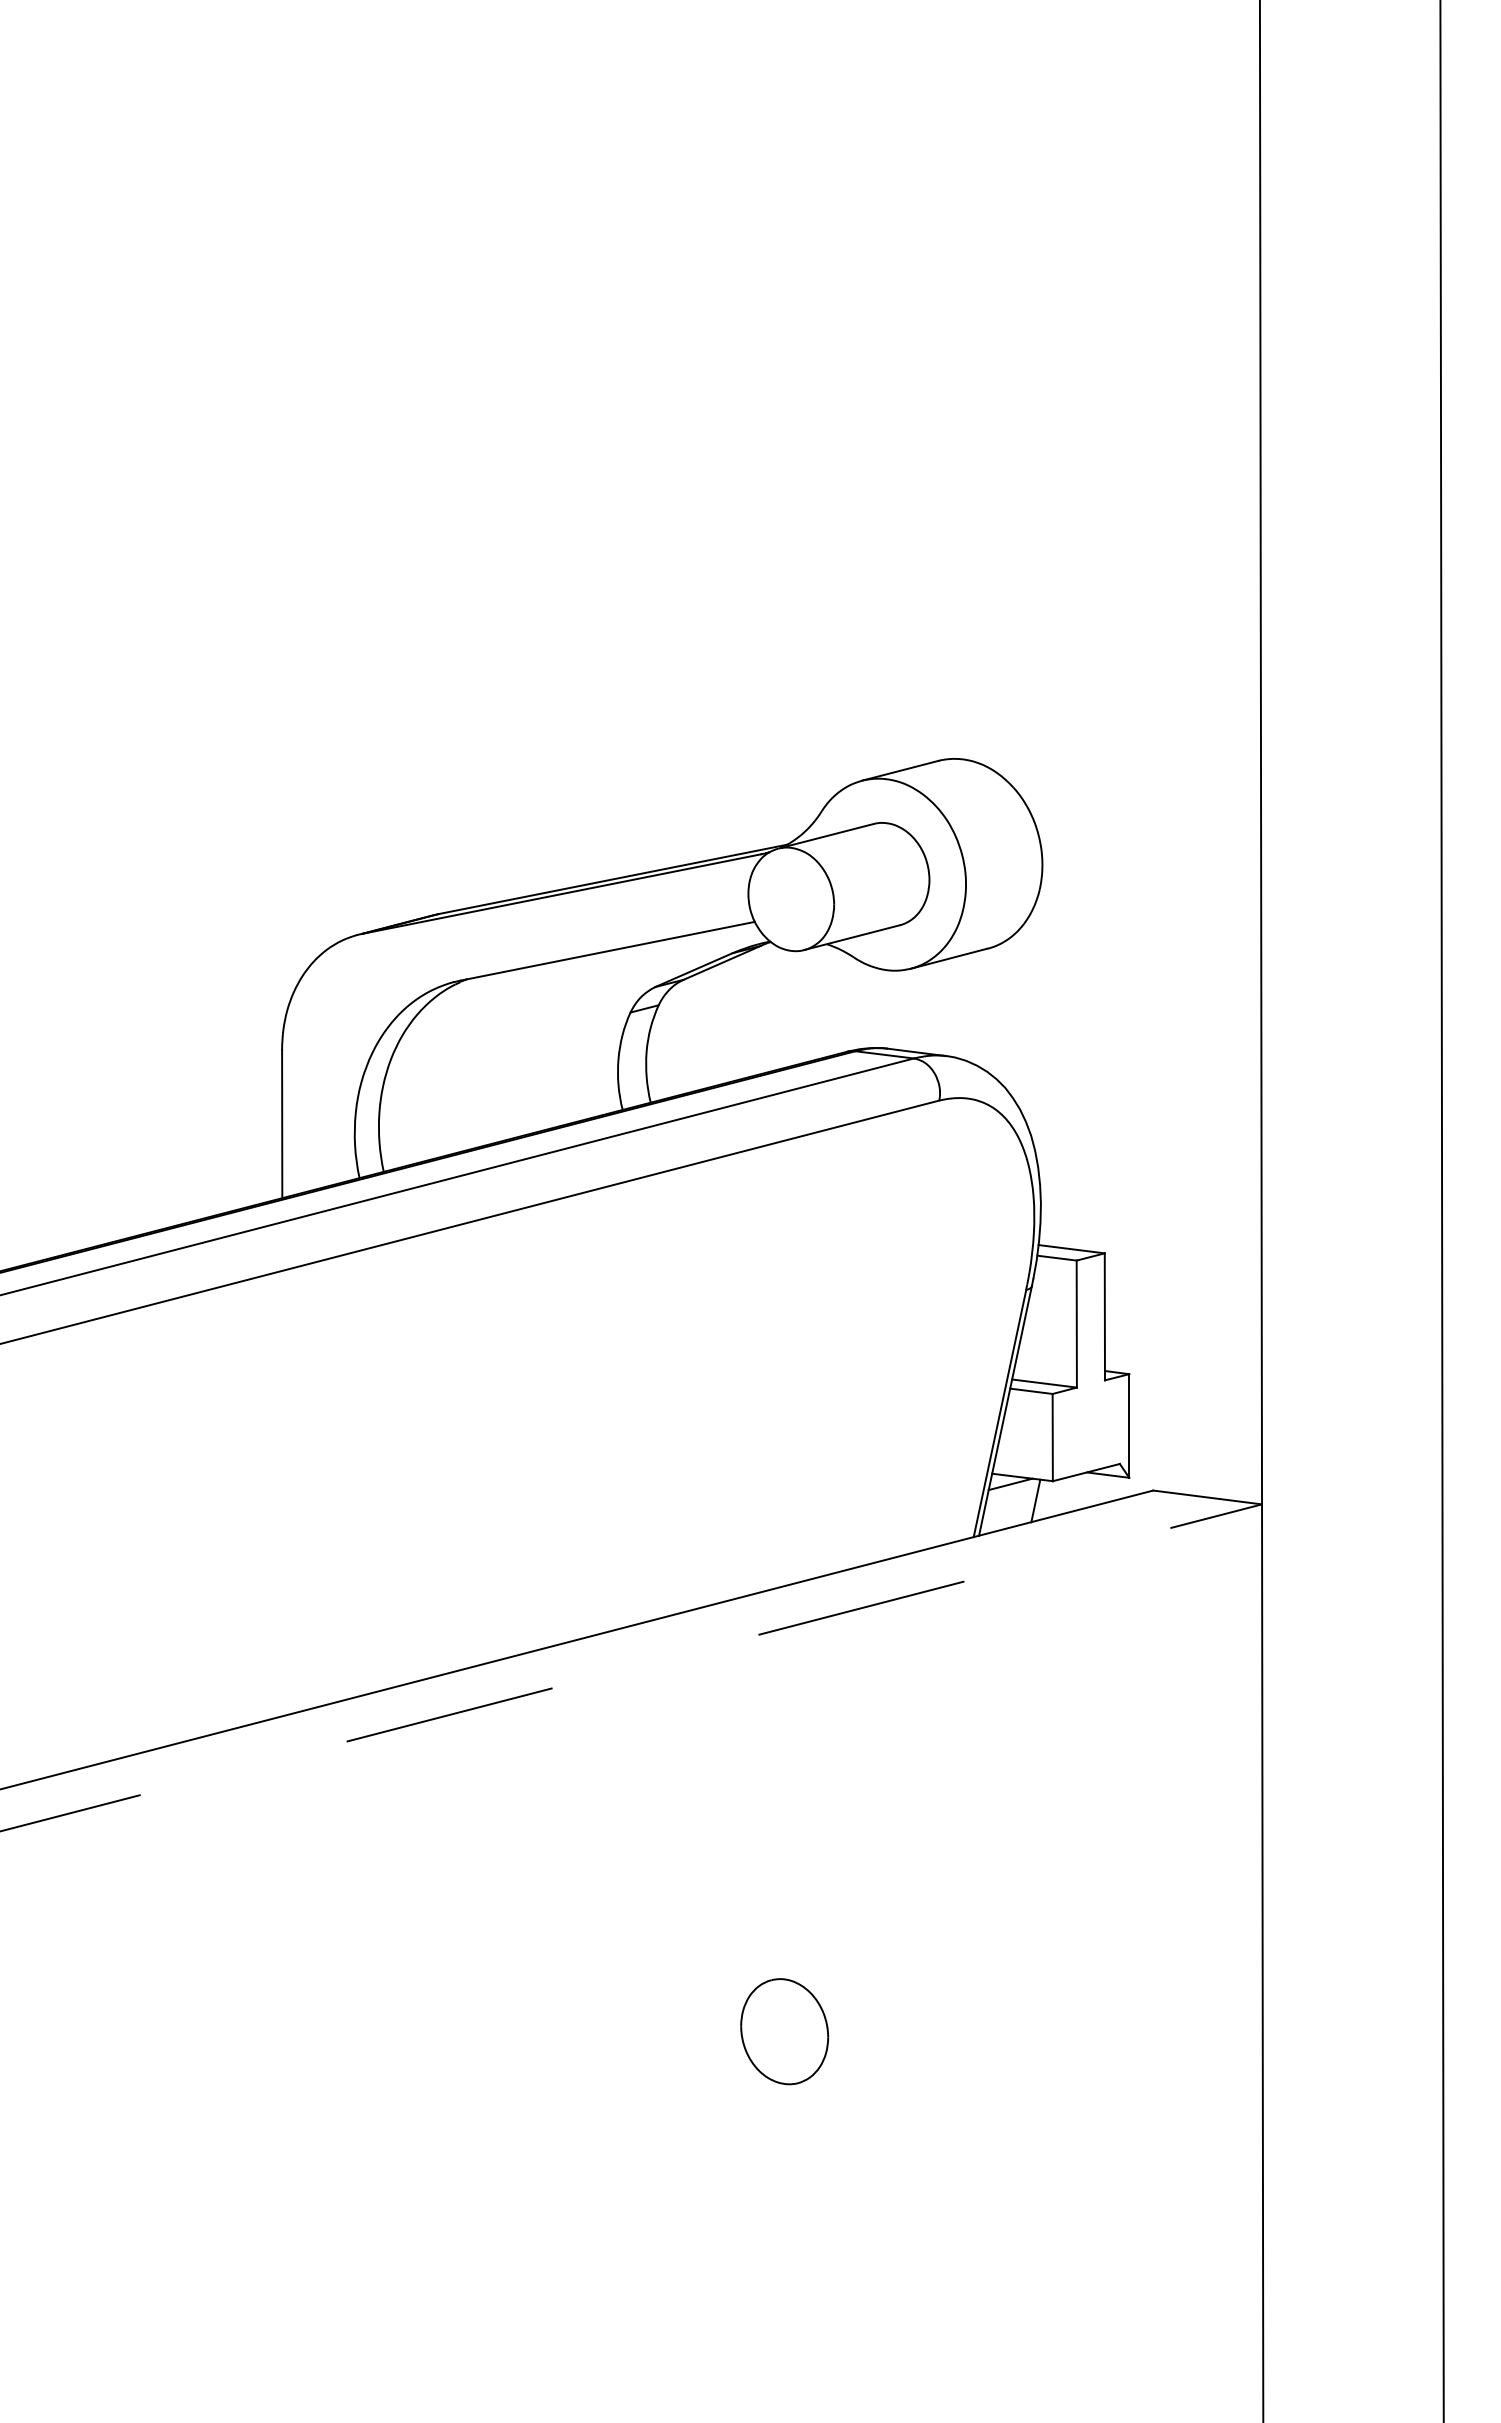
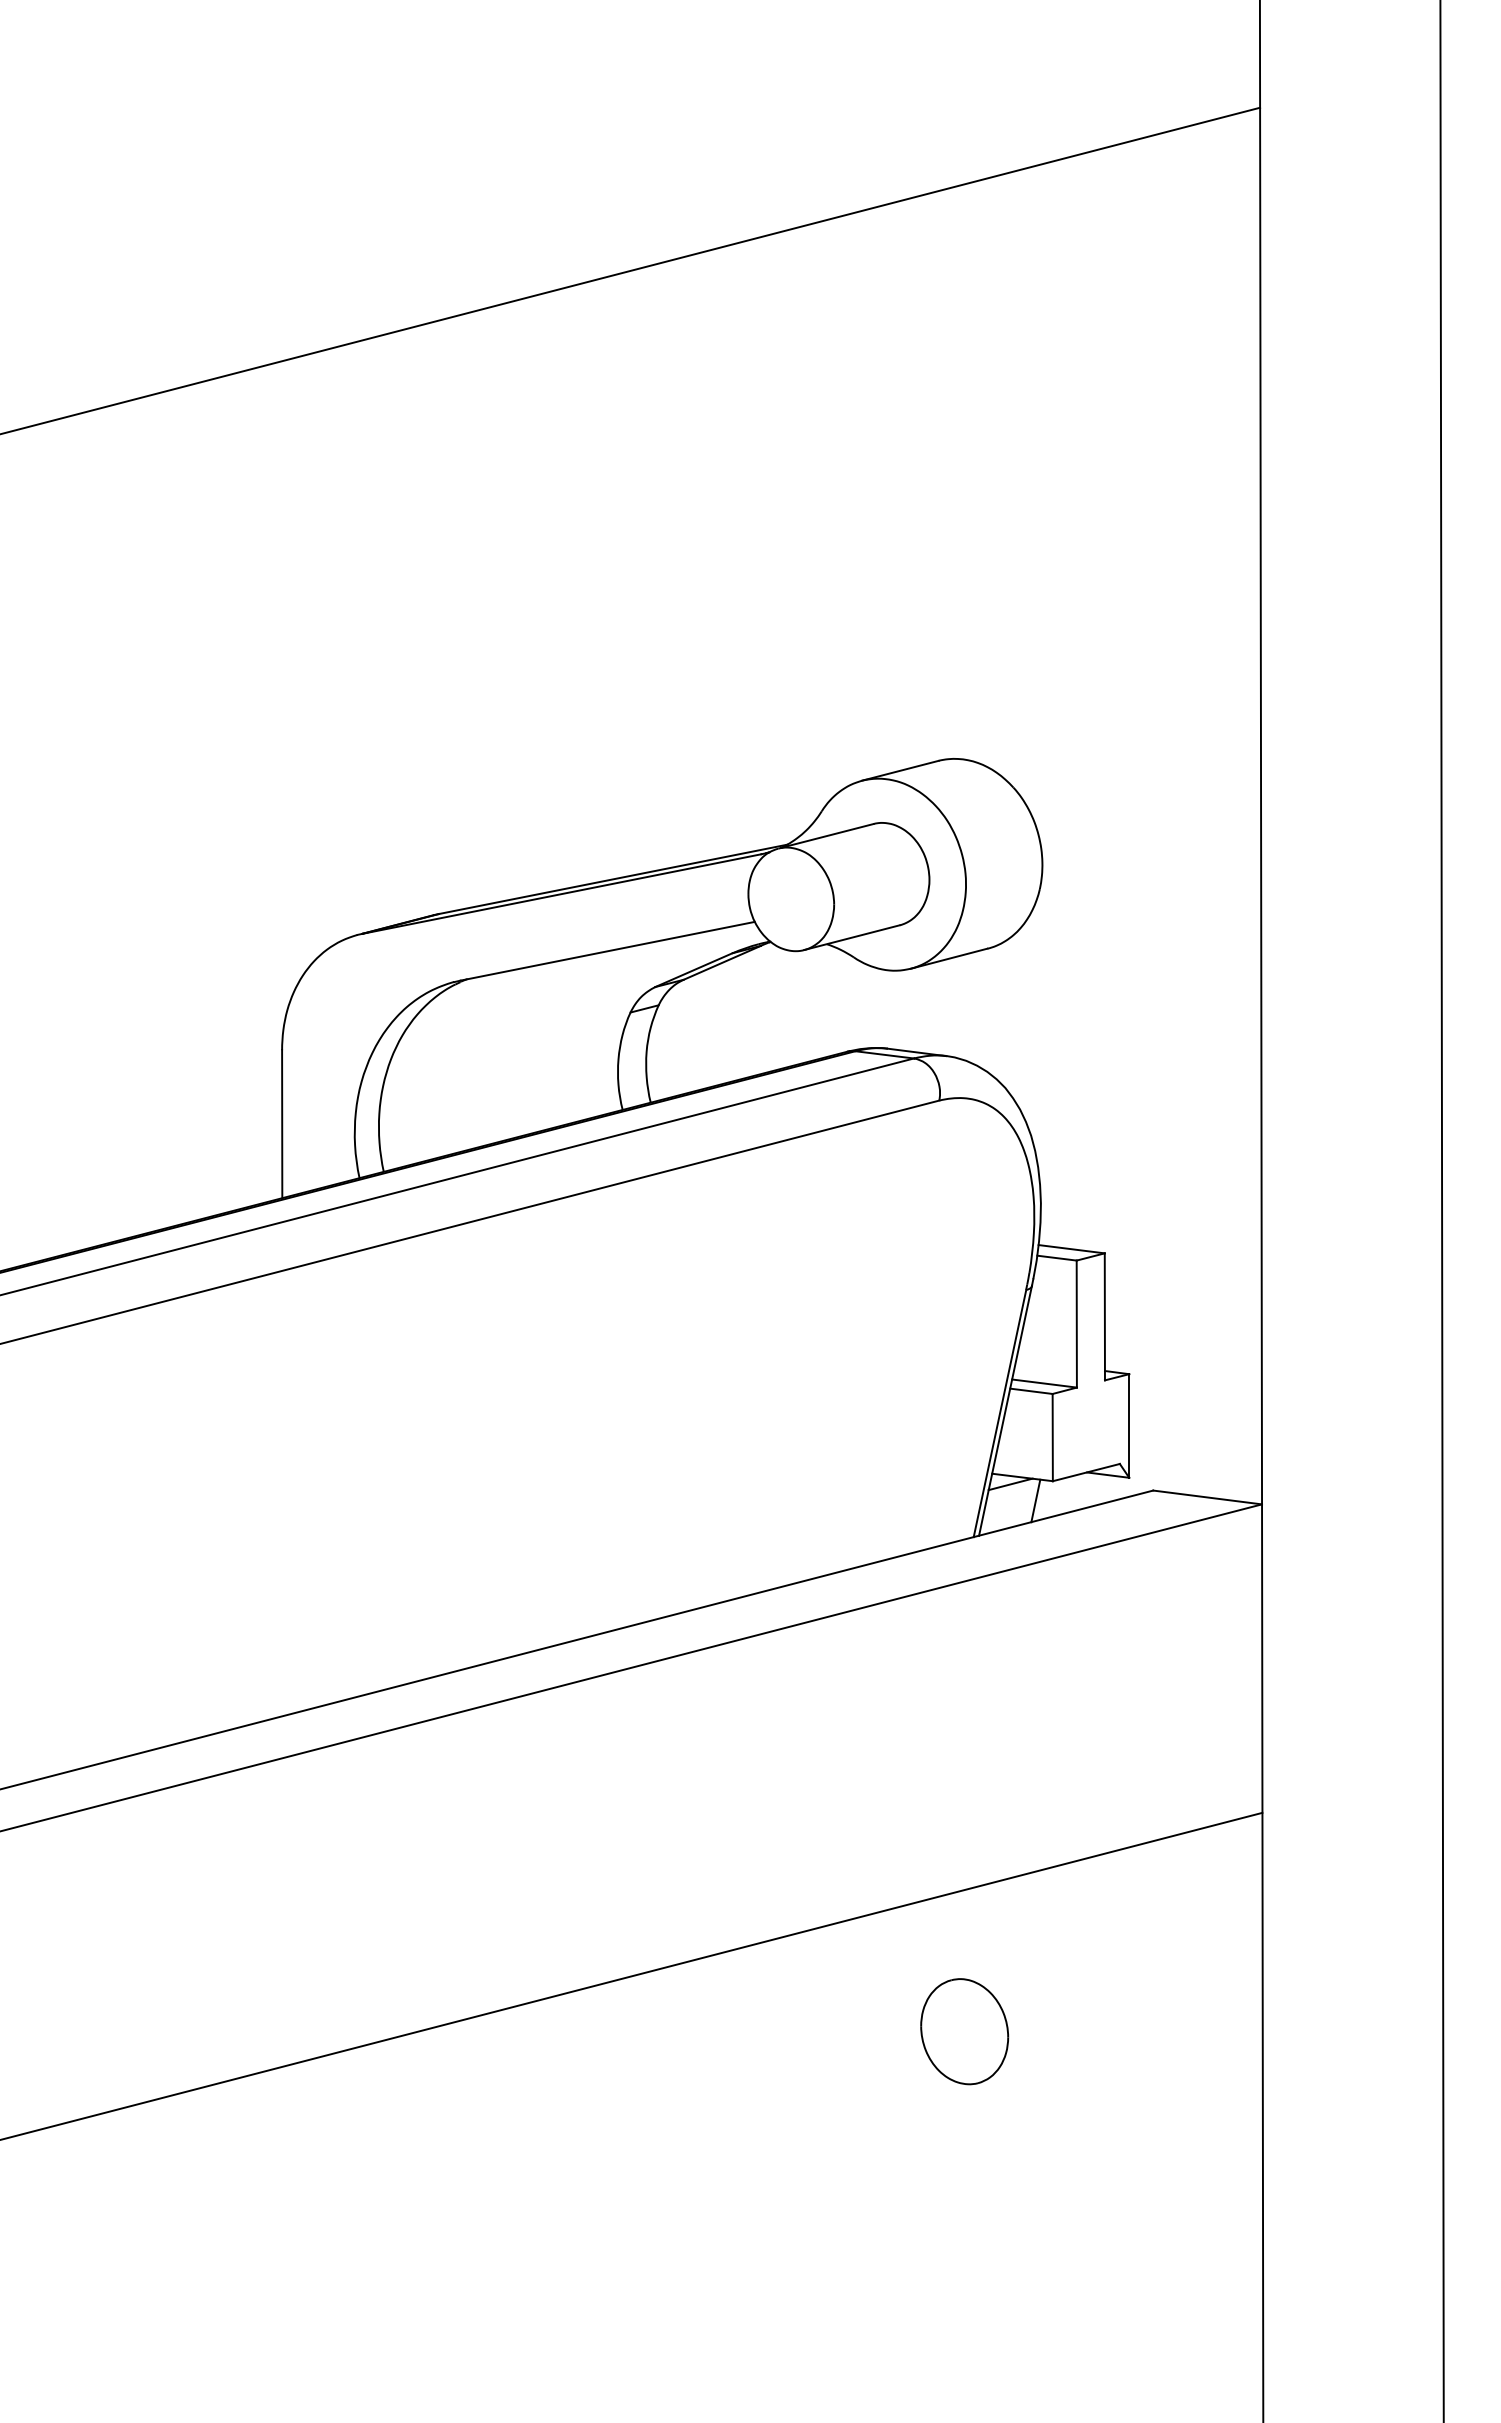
line: none -> present (631, 270)
line: dashed -> solid (631, 1667)
line: none -> present (632, 1975)
part position: (784, 2031) -> (964, 2031) (964, 2031)
